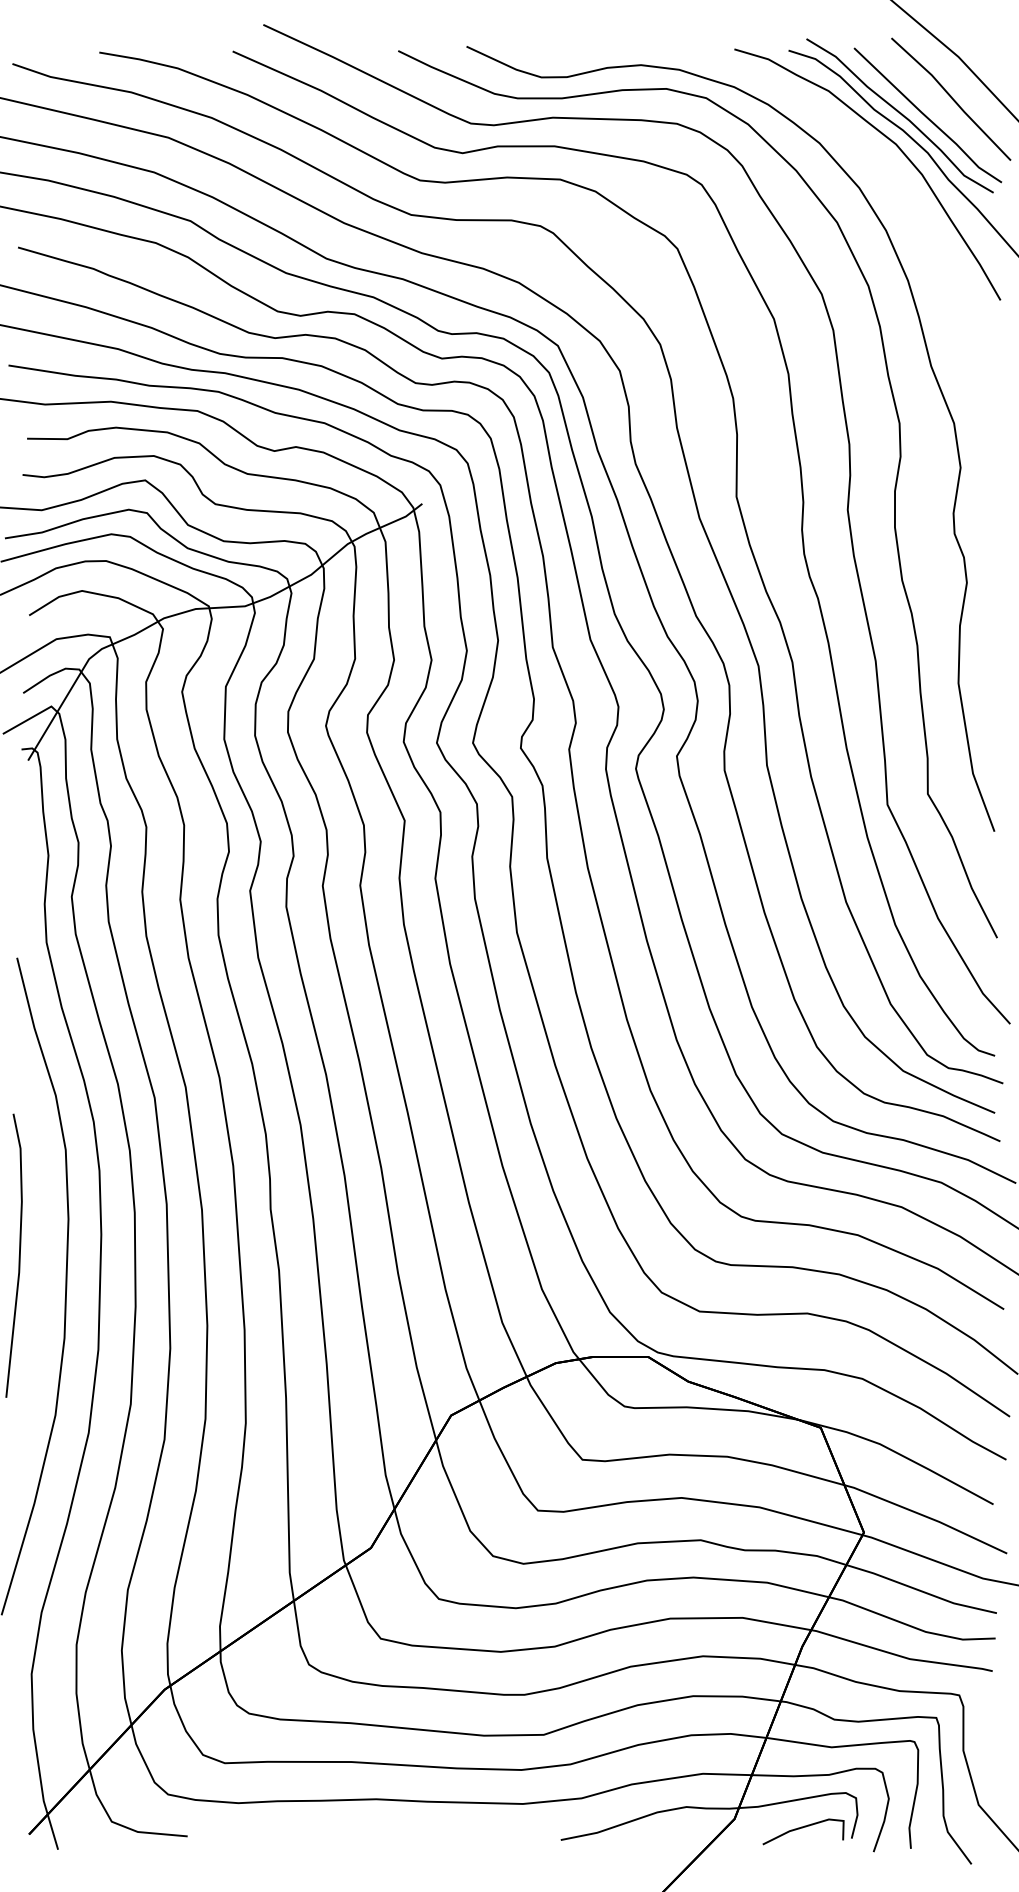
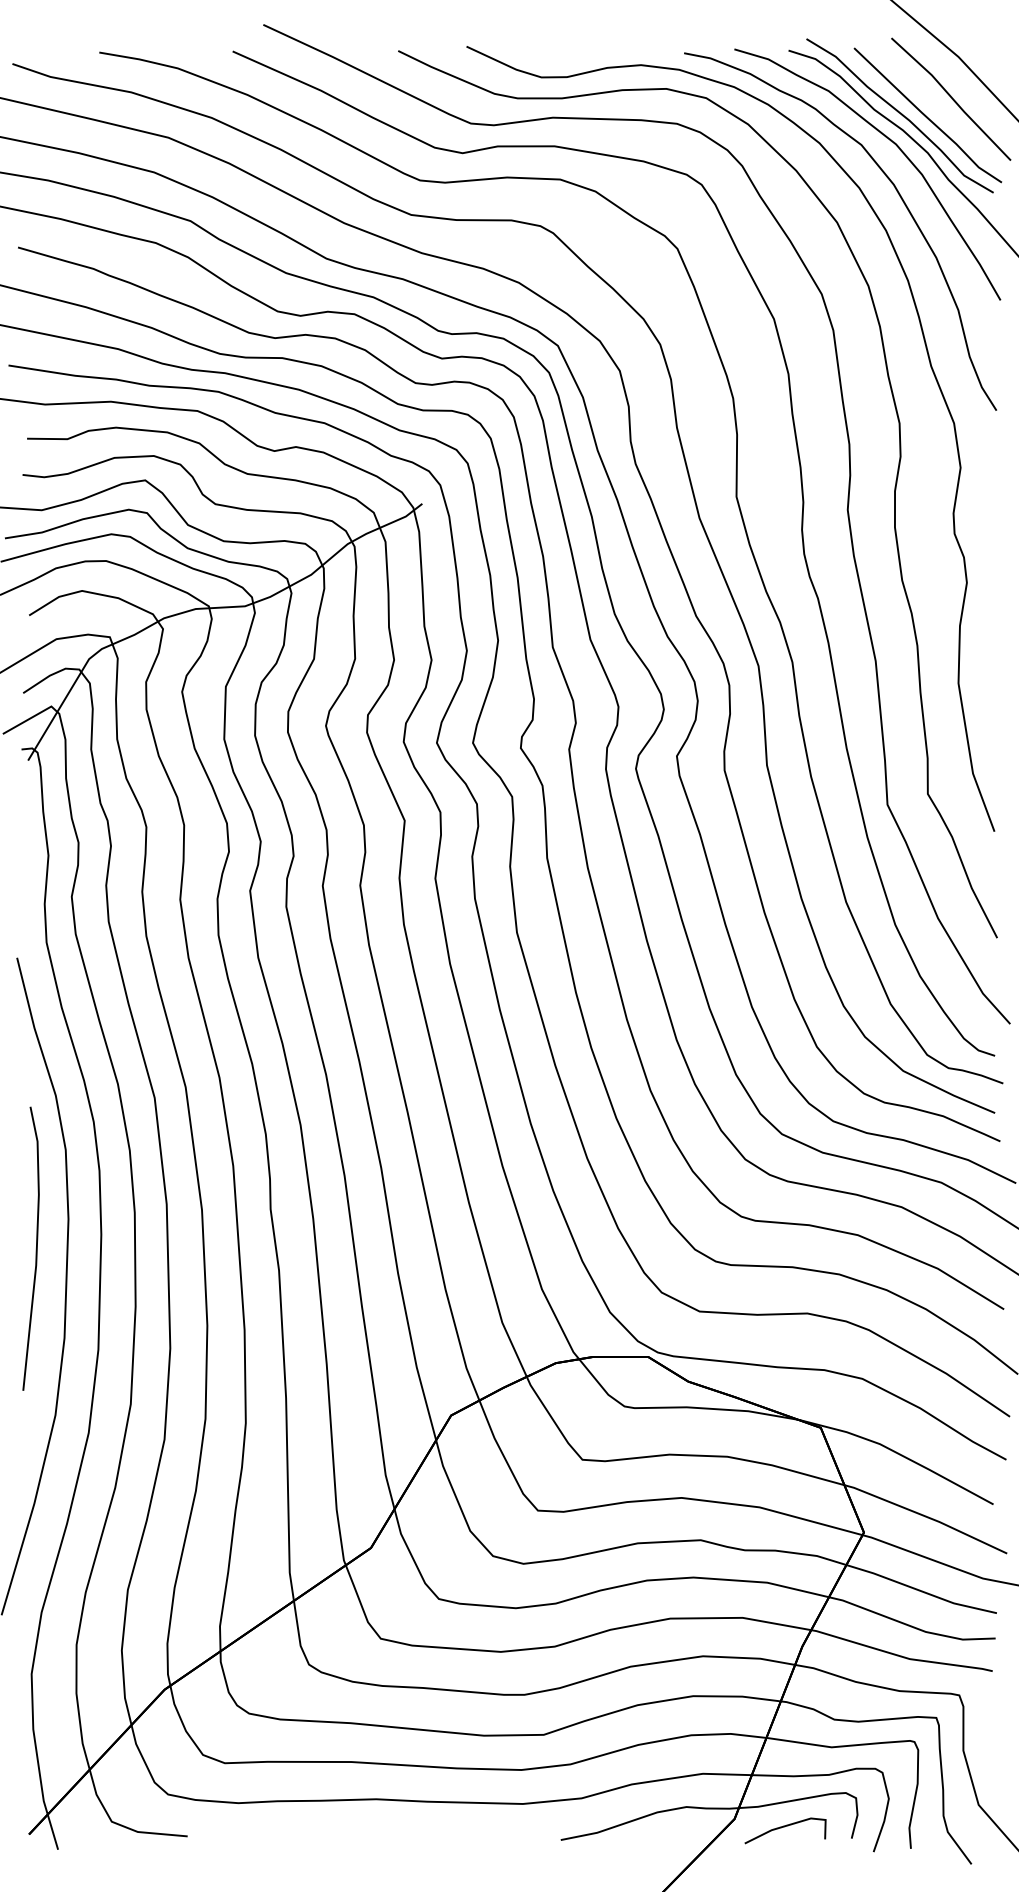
curve: none -> present (900, 198)
line position: (18, 1256) -> (35, 1249) (35, 1249)
line position: (802, 1828) -> (784, 1827) (784, 1827)
